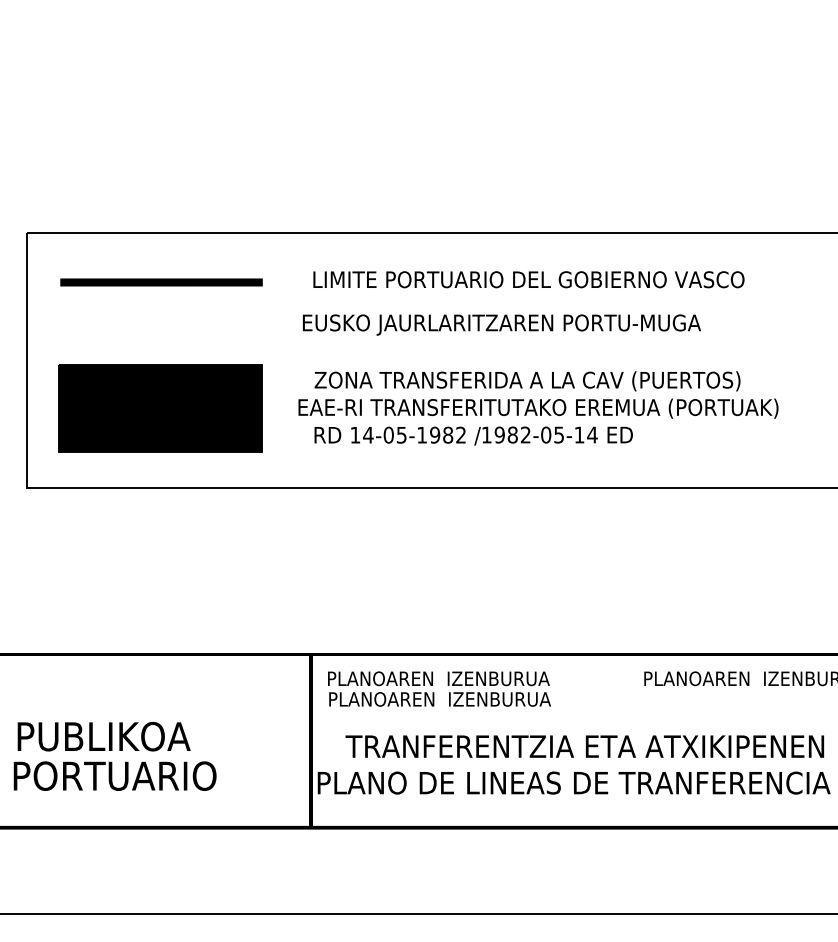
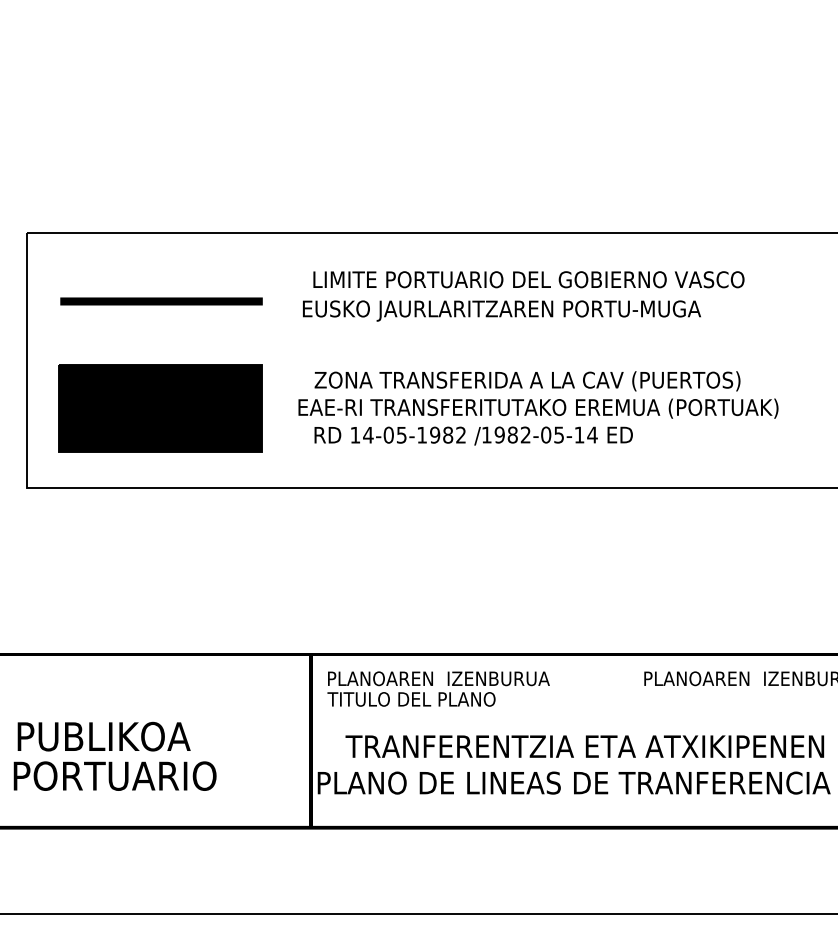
line position: (161, 282) -> (161, 301) (161, 301)
text position: (501, 324) -> (501, 310) (501, 310)
text: PLANOAREN  IZENBURUA -> TITULO DEL PLANO (439, 699)
